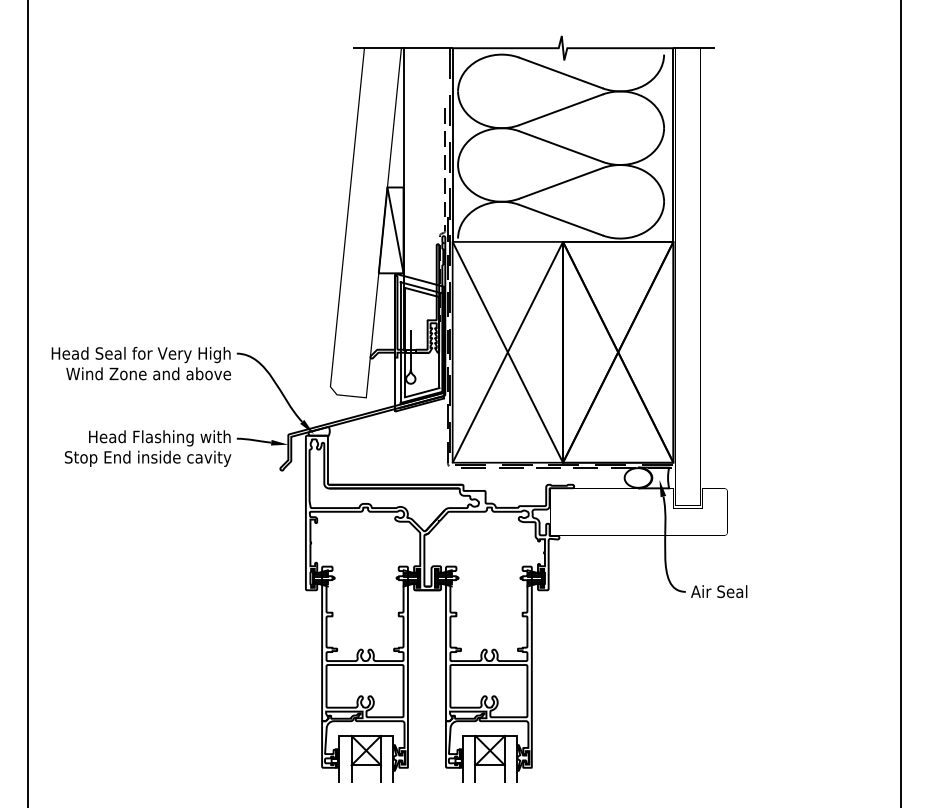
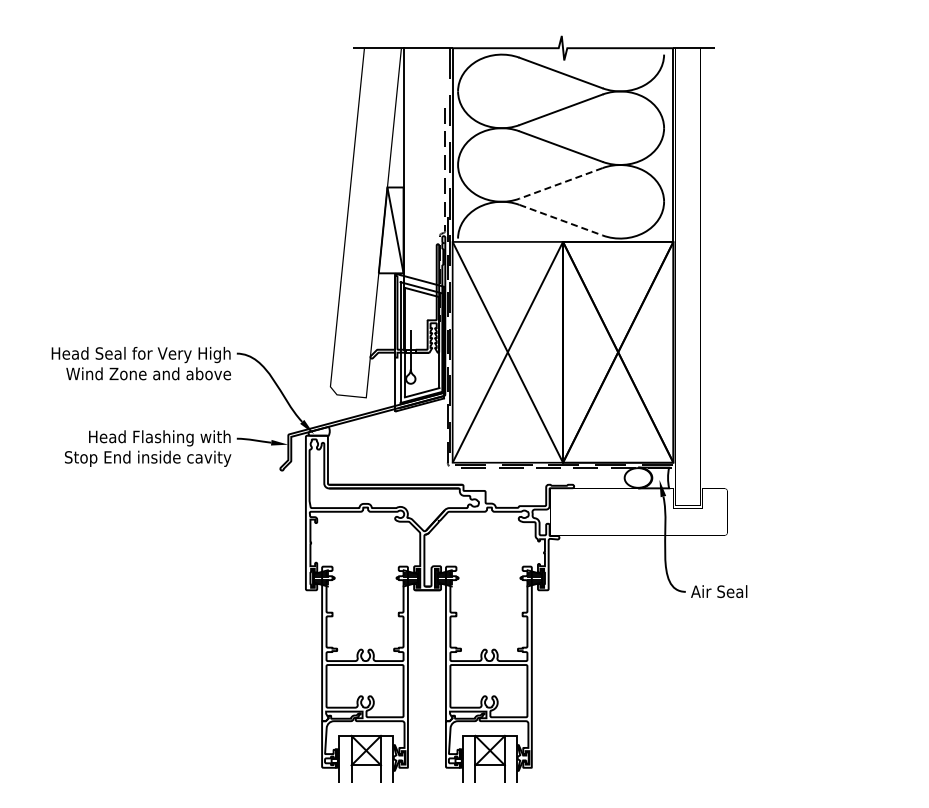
line: solid -> dashed (560, 183)
line: solid -> dashed (561, 220)
line: present -> none (27, 403)
line: present -> none (901, 403)
